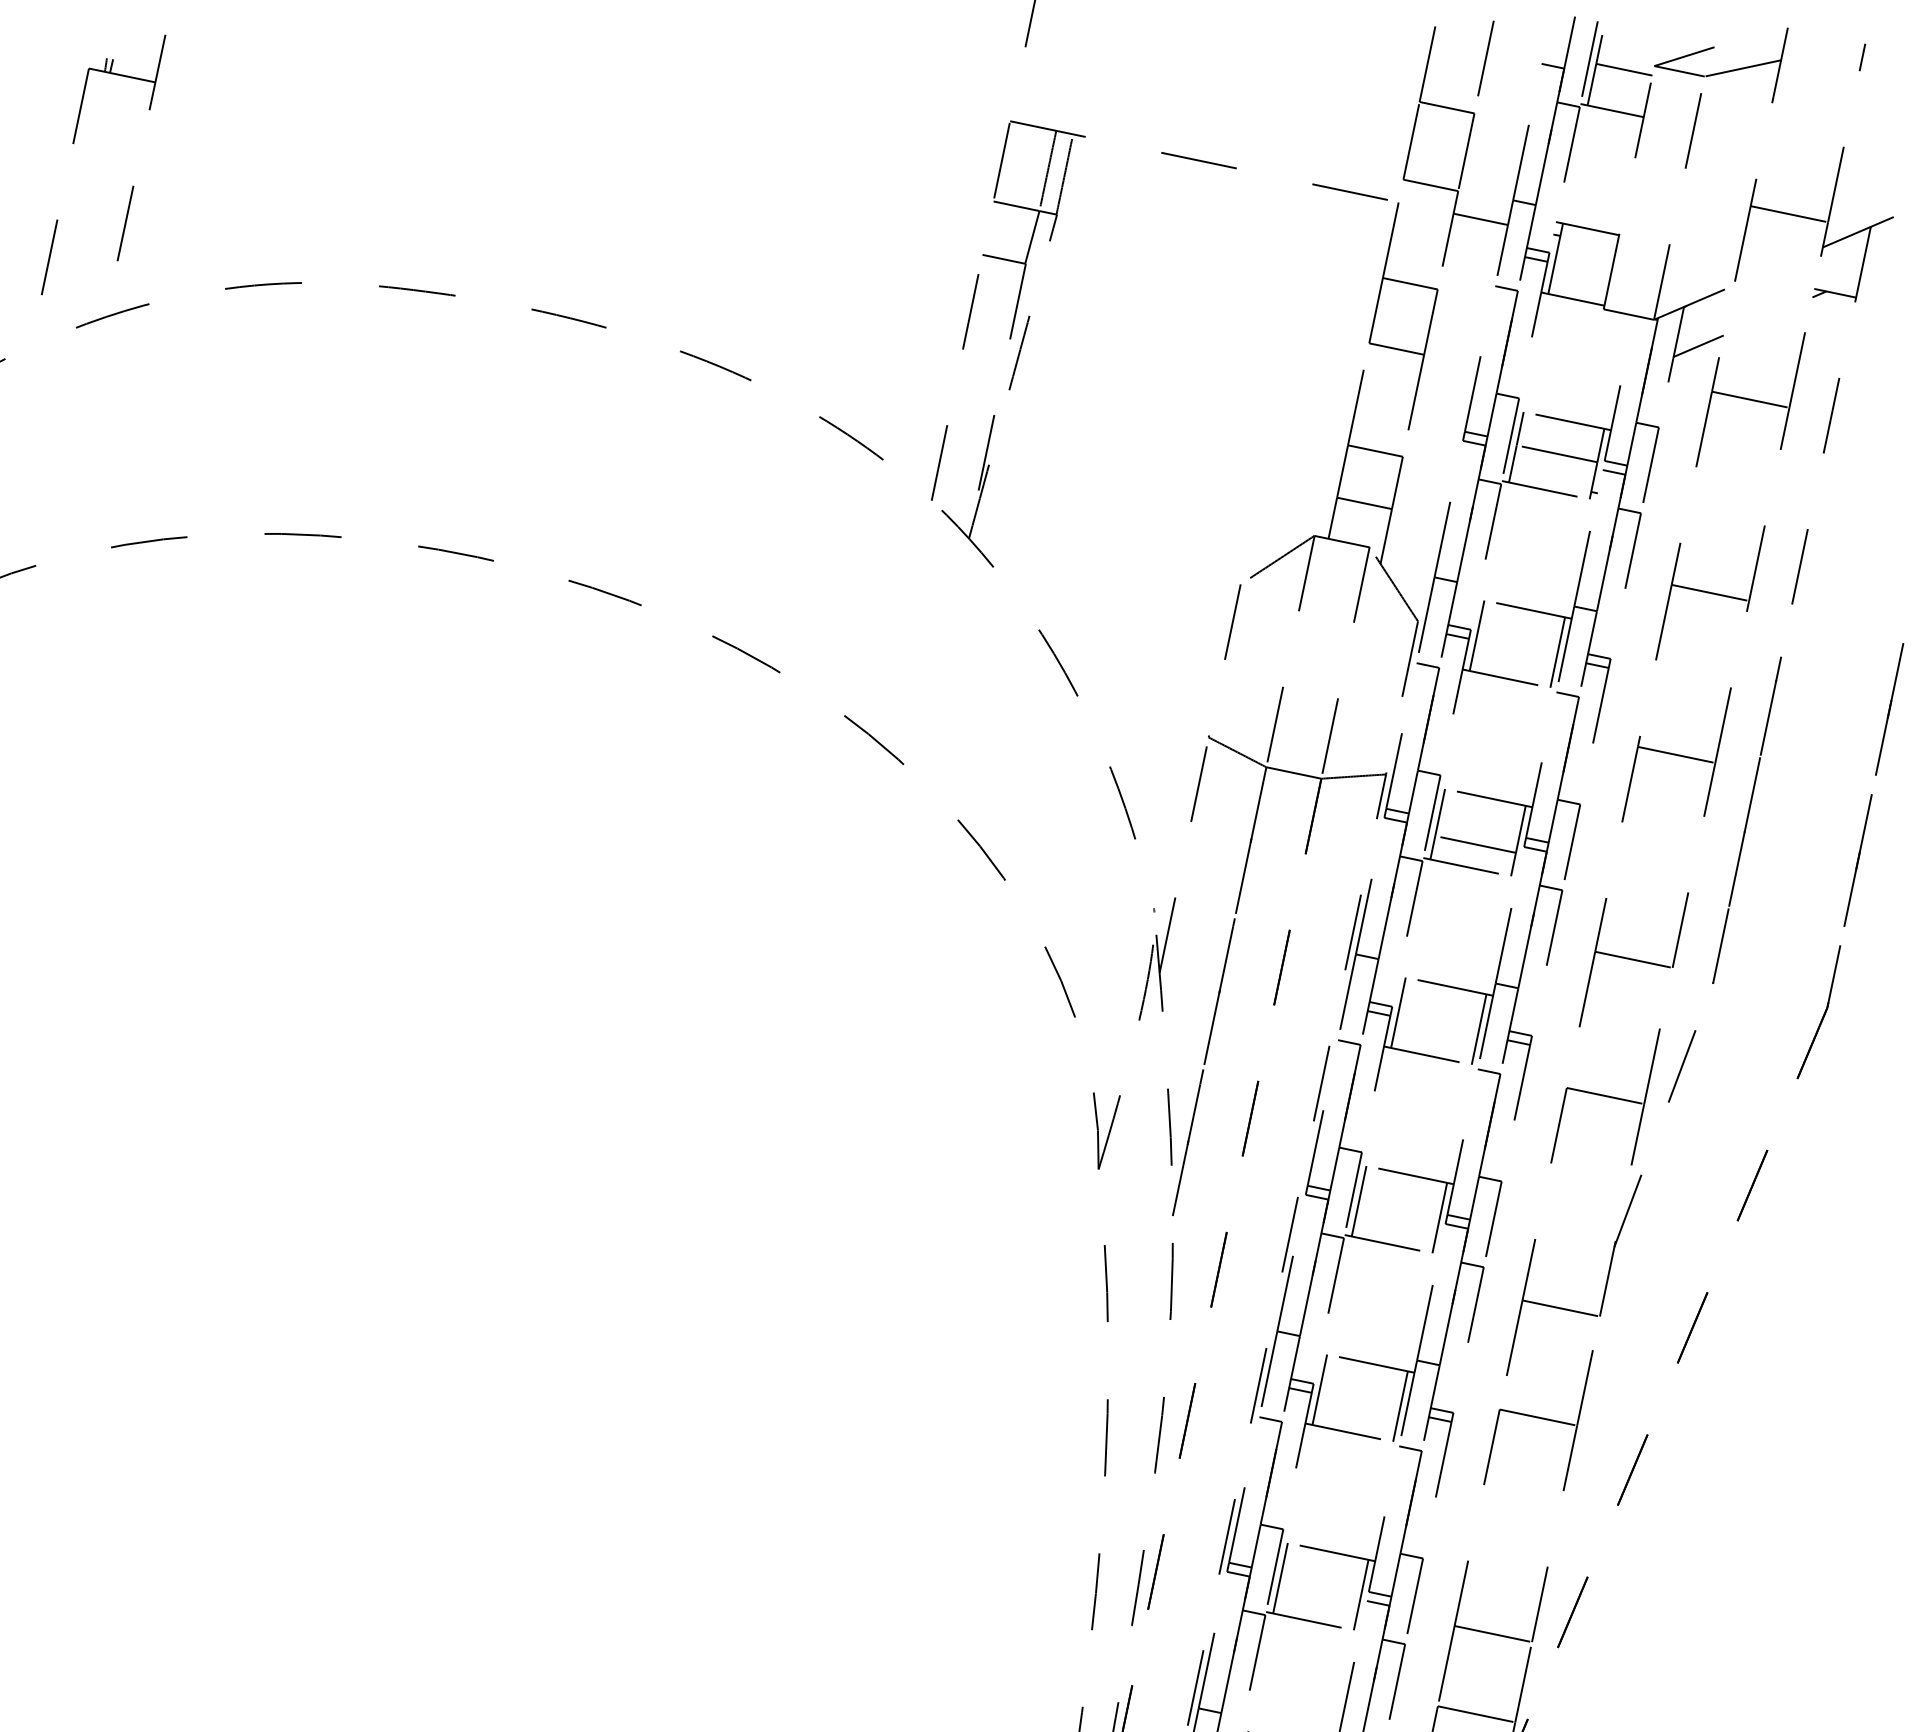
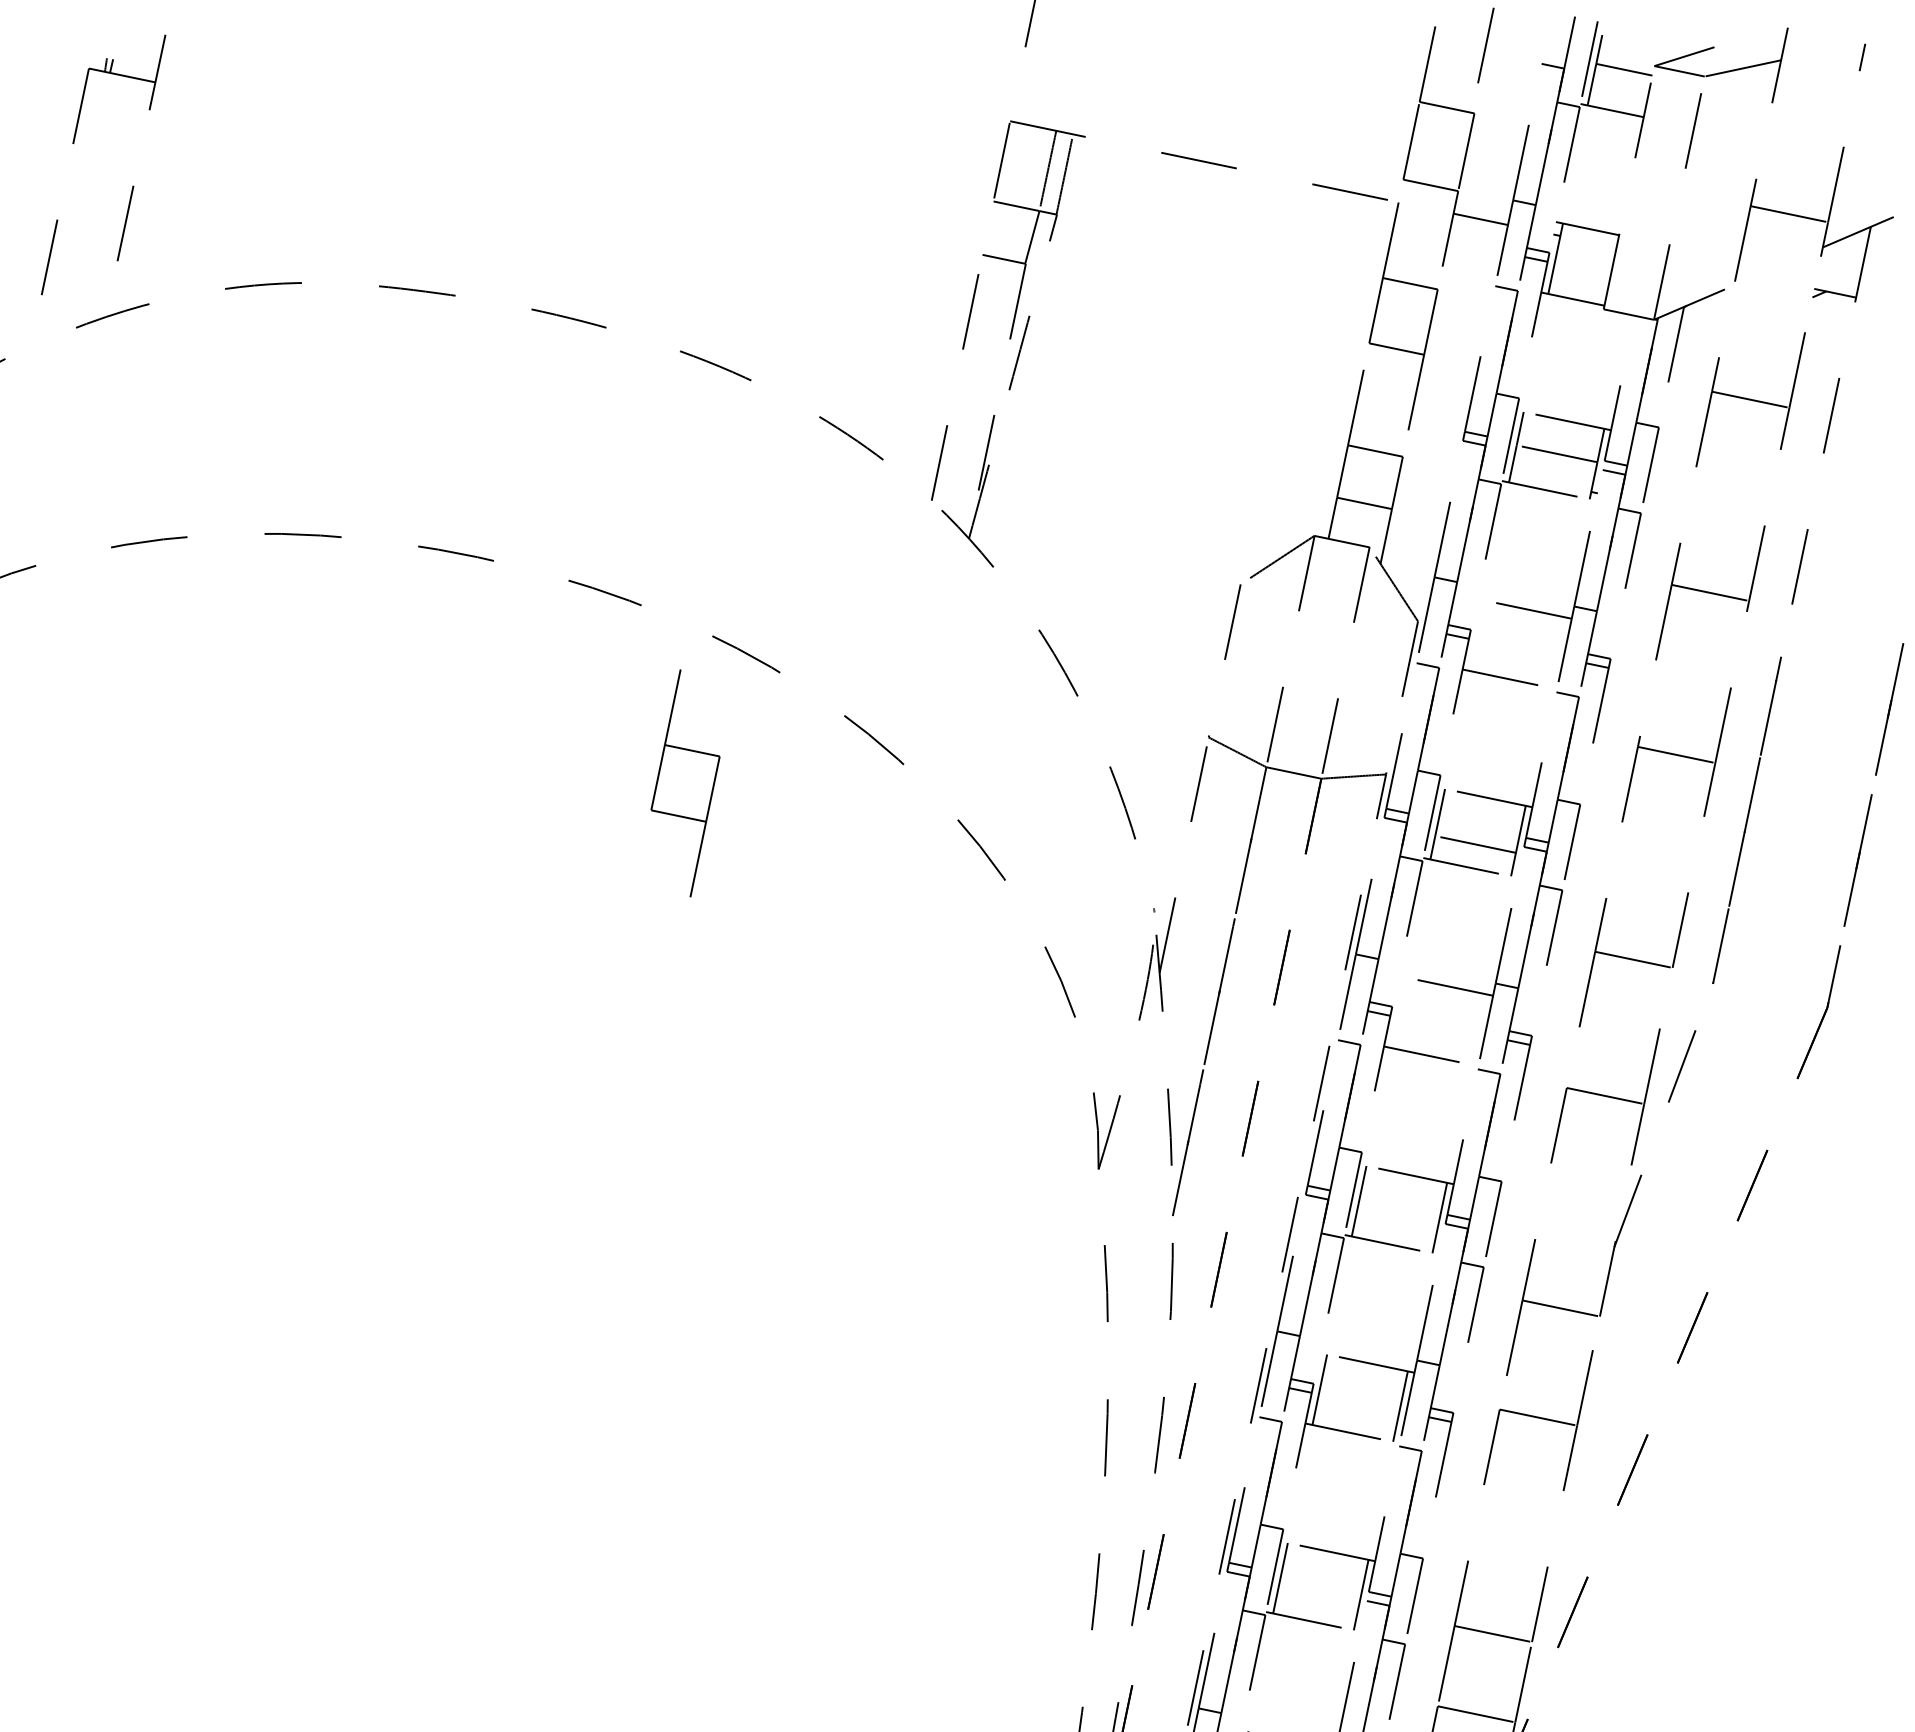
line position: (1485, 58) -> (1485, 45) (1485, 45)
line: present -> none (1698, 345)
line: present -> none (1476, 635)
line: present -> none (1557, 652)
part: none -> present (685, 783)
line: present -> none (1398, 1012)
line: present -> none (1478, 1029)
